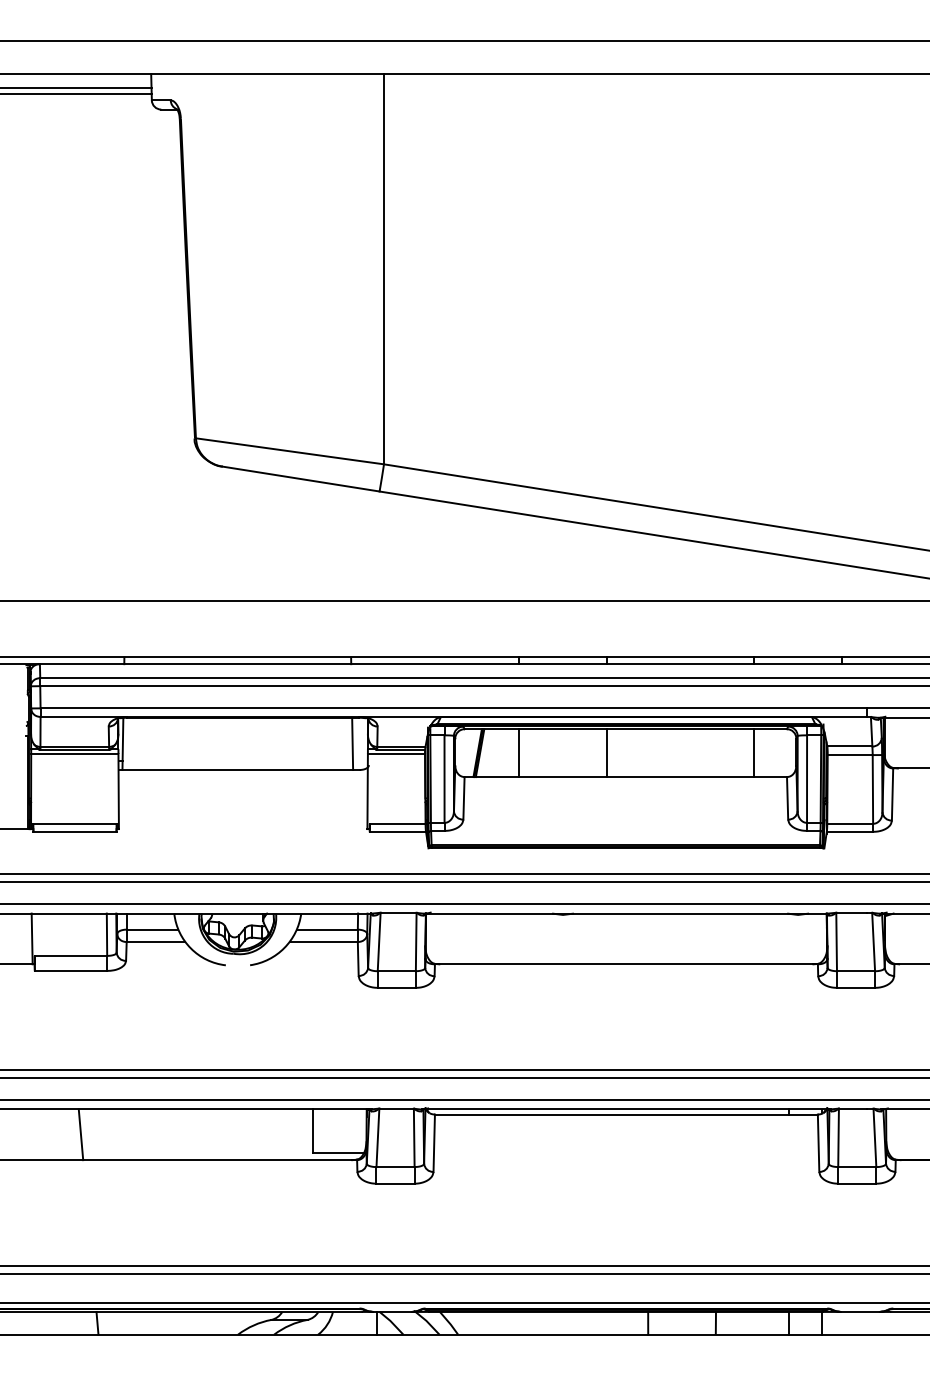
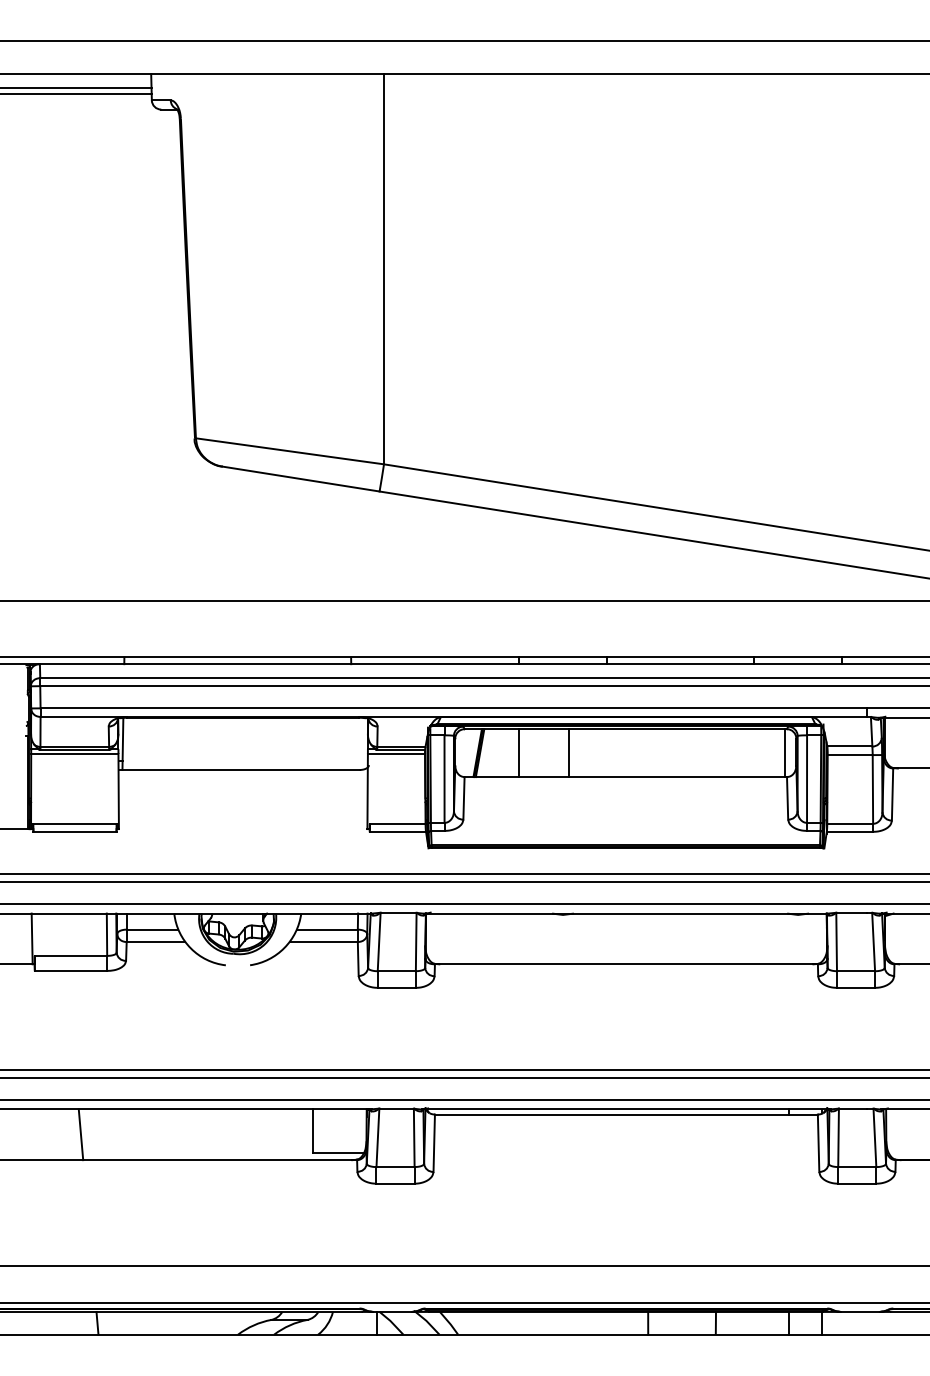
line: present -> none (352, 743)
line position: (607, 753) -> (569, 753) (569, 753)
line position: (753, 753) -> (784, 753) (784, 753)
line: present -> none (464, 1273)
